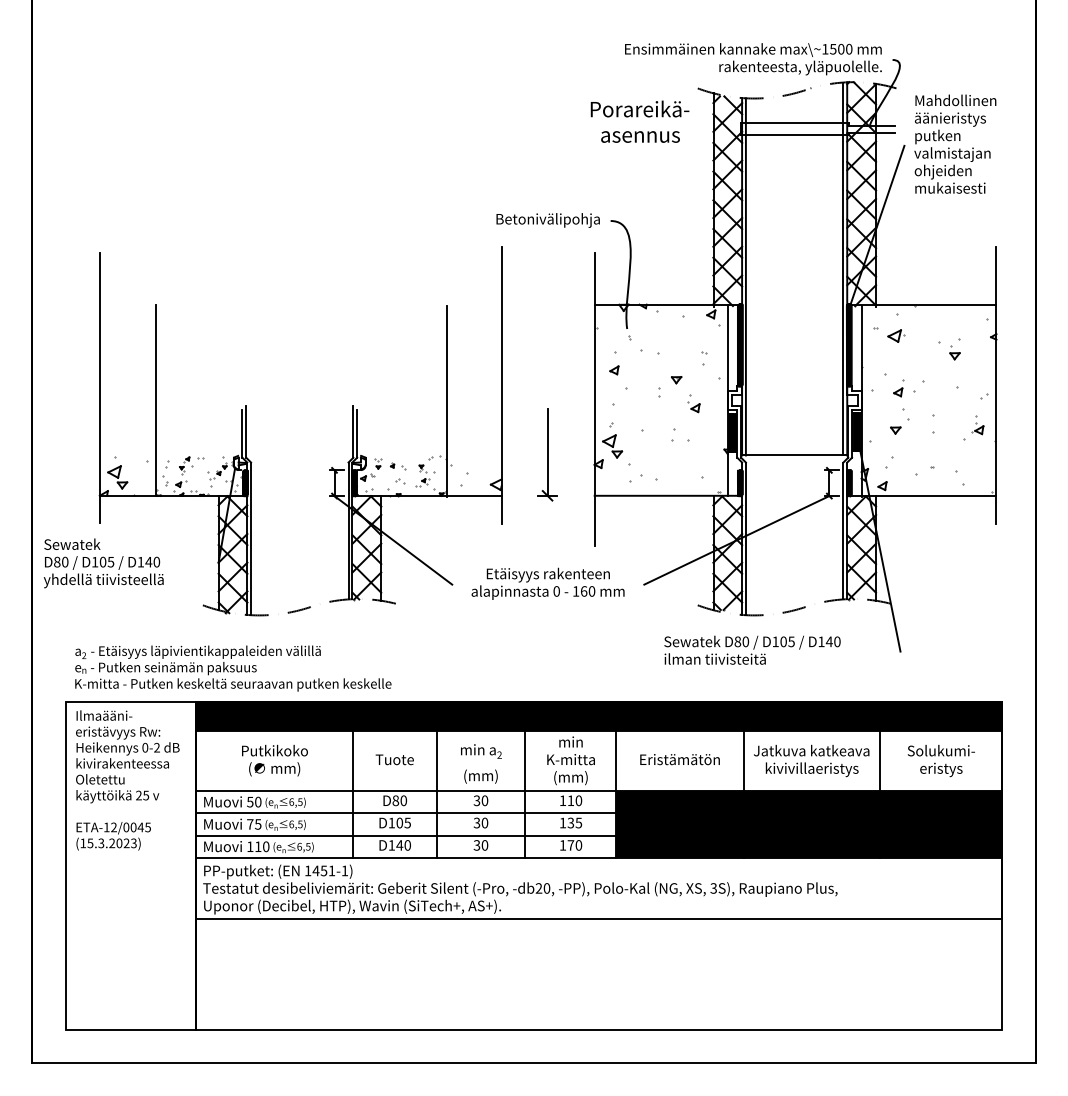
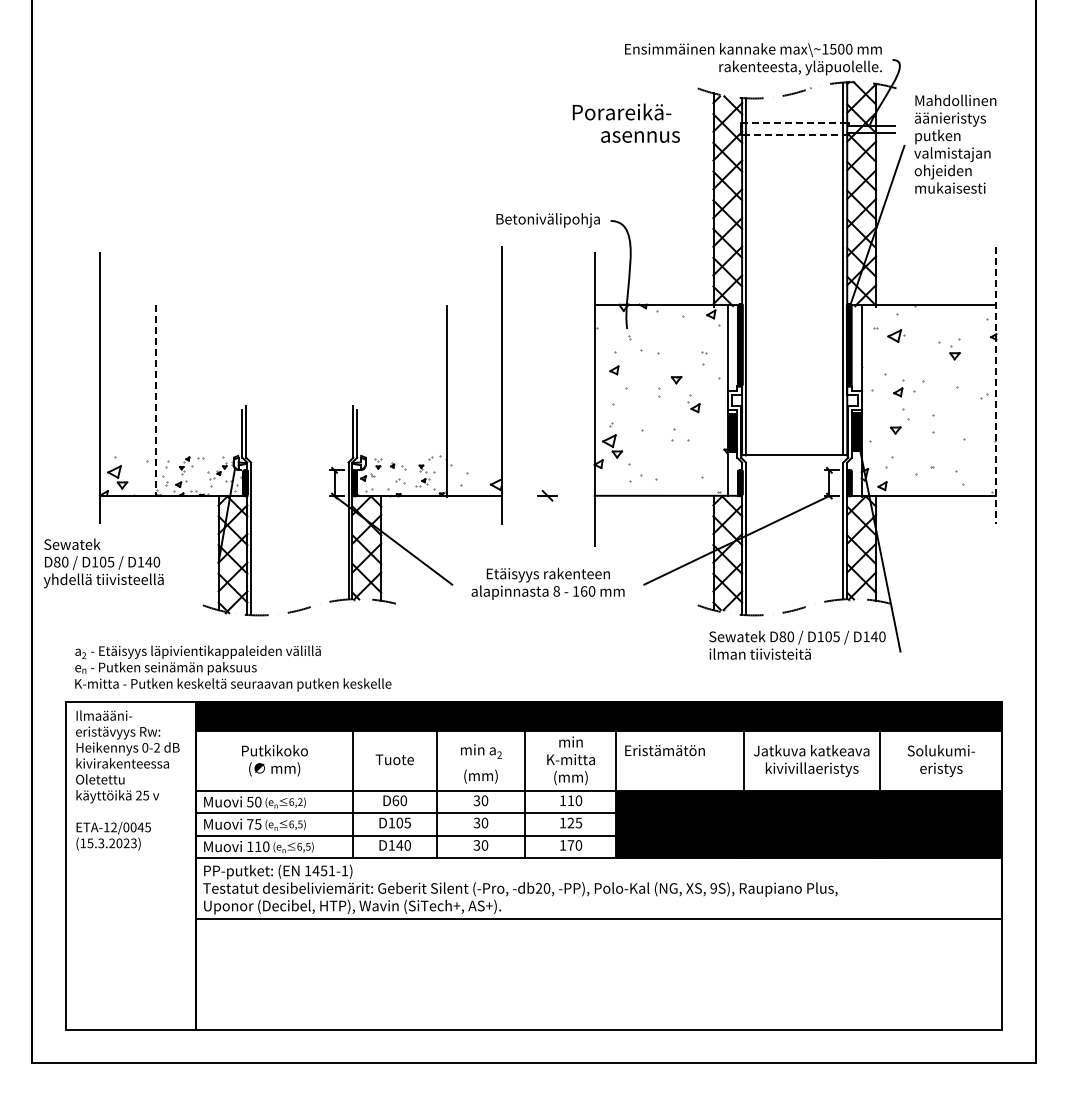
text position: (639, 108) -> (621, 111) (621, 111)
line: solid -> dashed (795, 123)
line: solid -> dashed (794, 135)
line: solid -> dashed (996, 386)
line: solid -> dashed (155, 400)
part: present -> none (977, 425)
line: present -> none (547, 452)
text: 0 -> 8 (556, 591)
text position: (752, 649) -> (797, 644) (797, 644)
text position: (679, 759) -> (664, 750) (664, 750)
text: D80 -> D60 (395, 800)
text: 6,5) -> 6,2) (300, 801)
text: 135 -> 125 (570, 823)
text: 3S), -> 9S), (713, 888)
